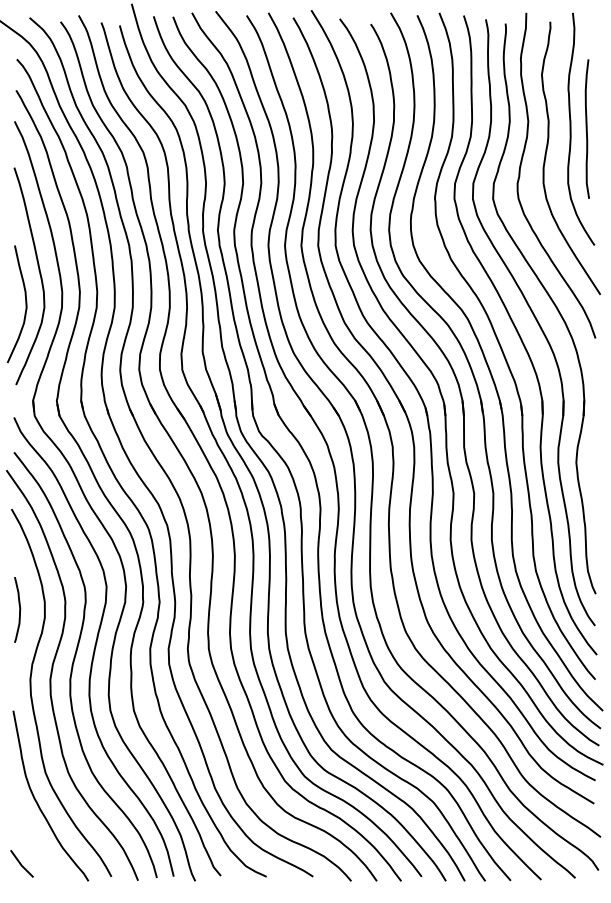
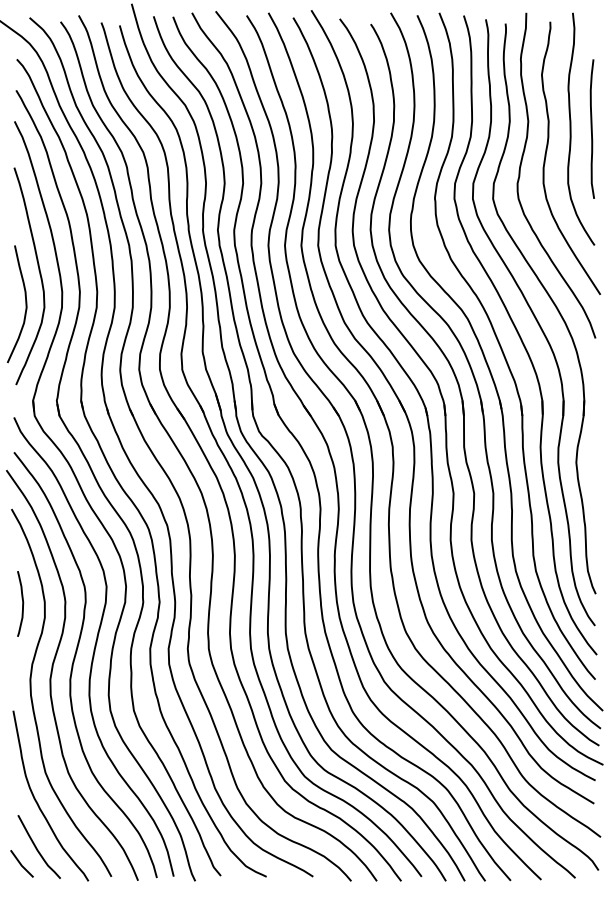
curve position: (586, 128) -> (591, 128) (591, 128)
curve position: (19, 609) -> (22, 603) (22, 603)
curve: none -> present (36, 846)
